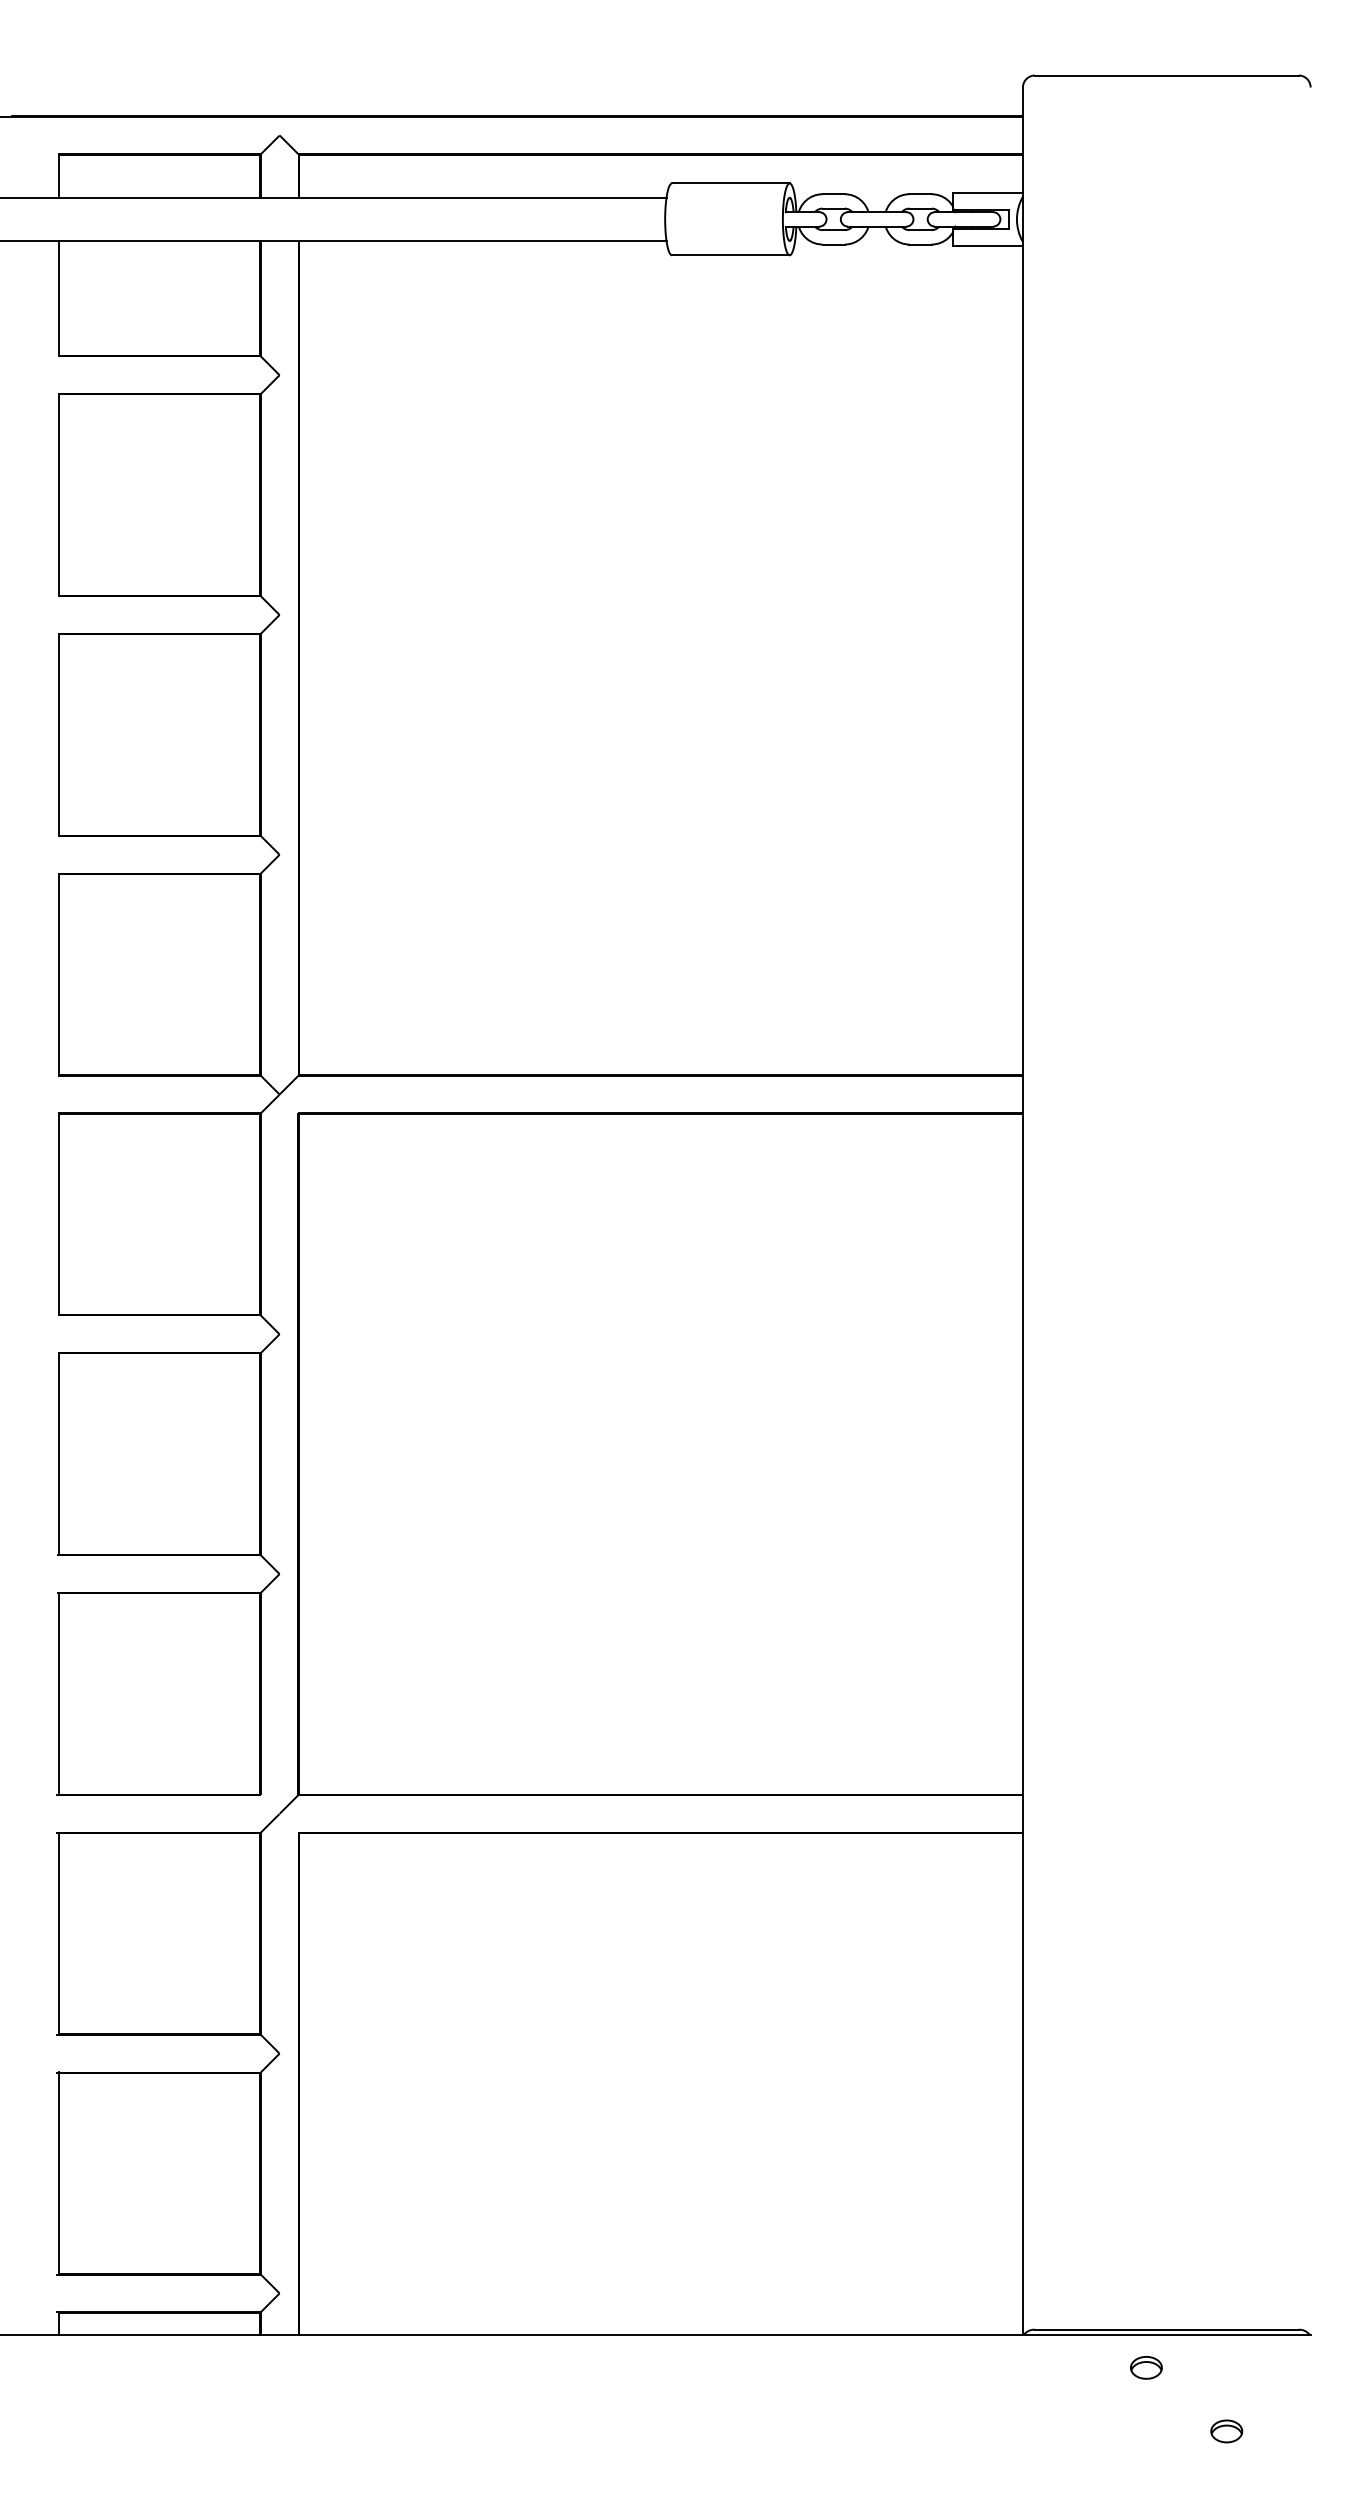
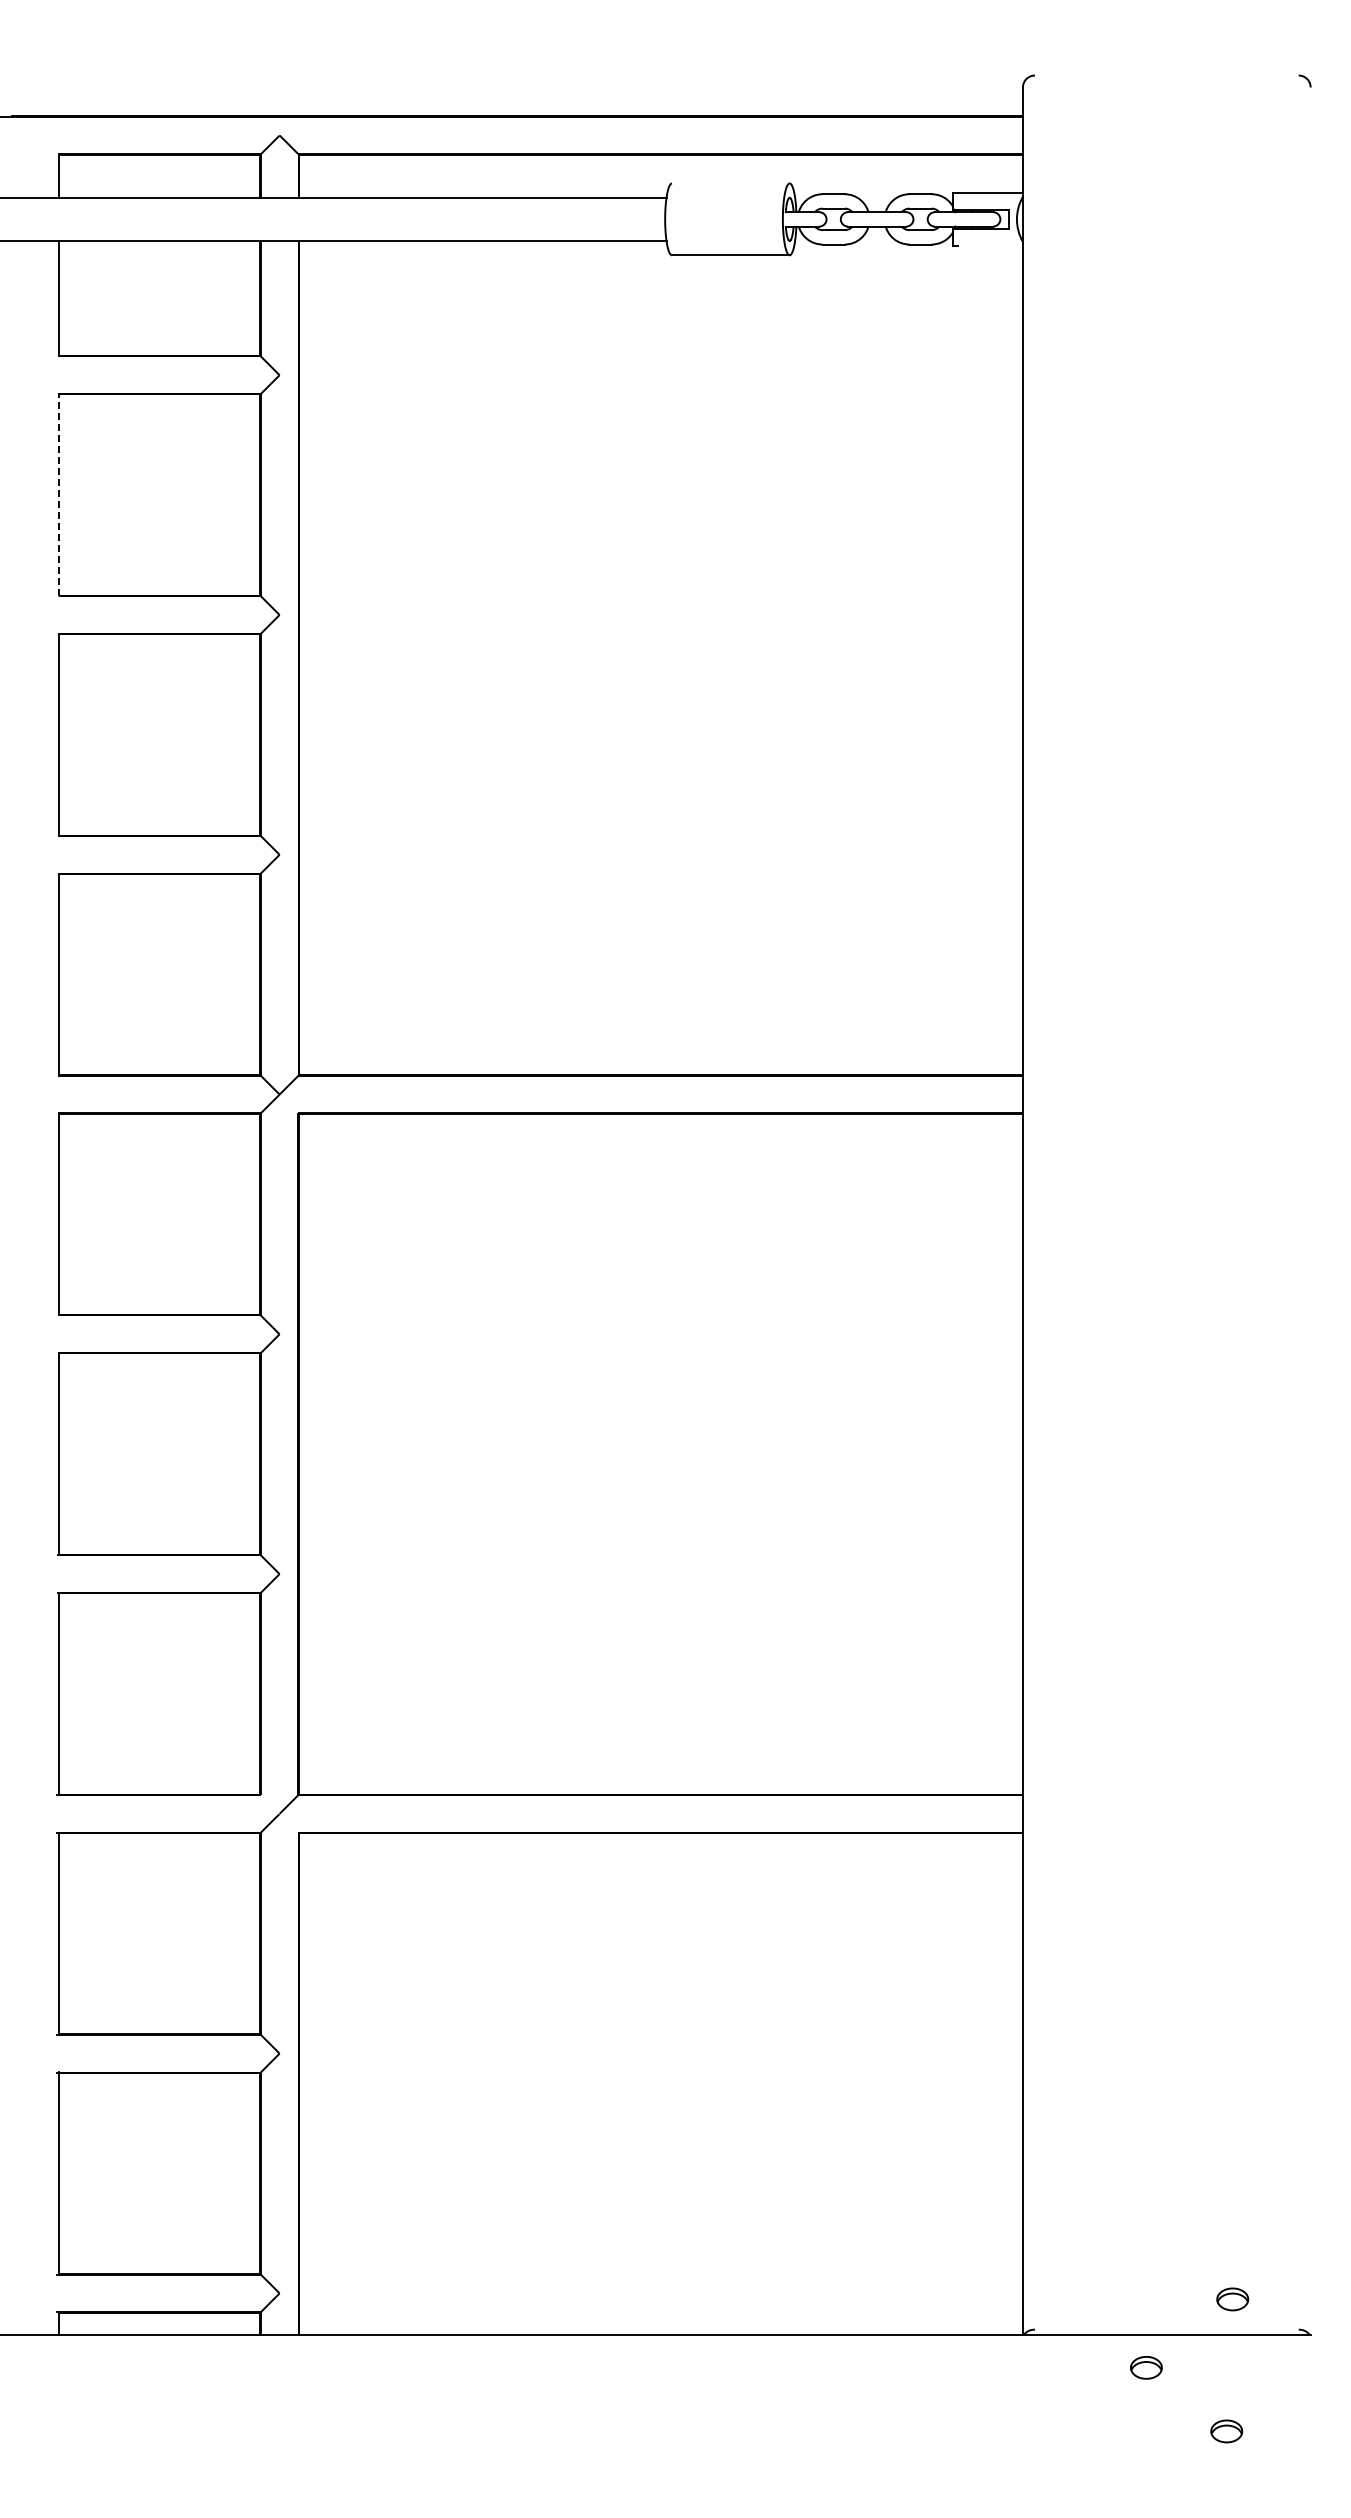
line: present -> none (1166, 75)
line: present -> none (730, 183)
line: present -> none (990, 245)
line: solid -> dashed (58, 494)
part: none -> present (1232, 2299)
line: present -> none (1166, 2329)
